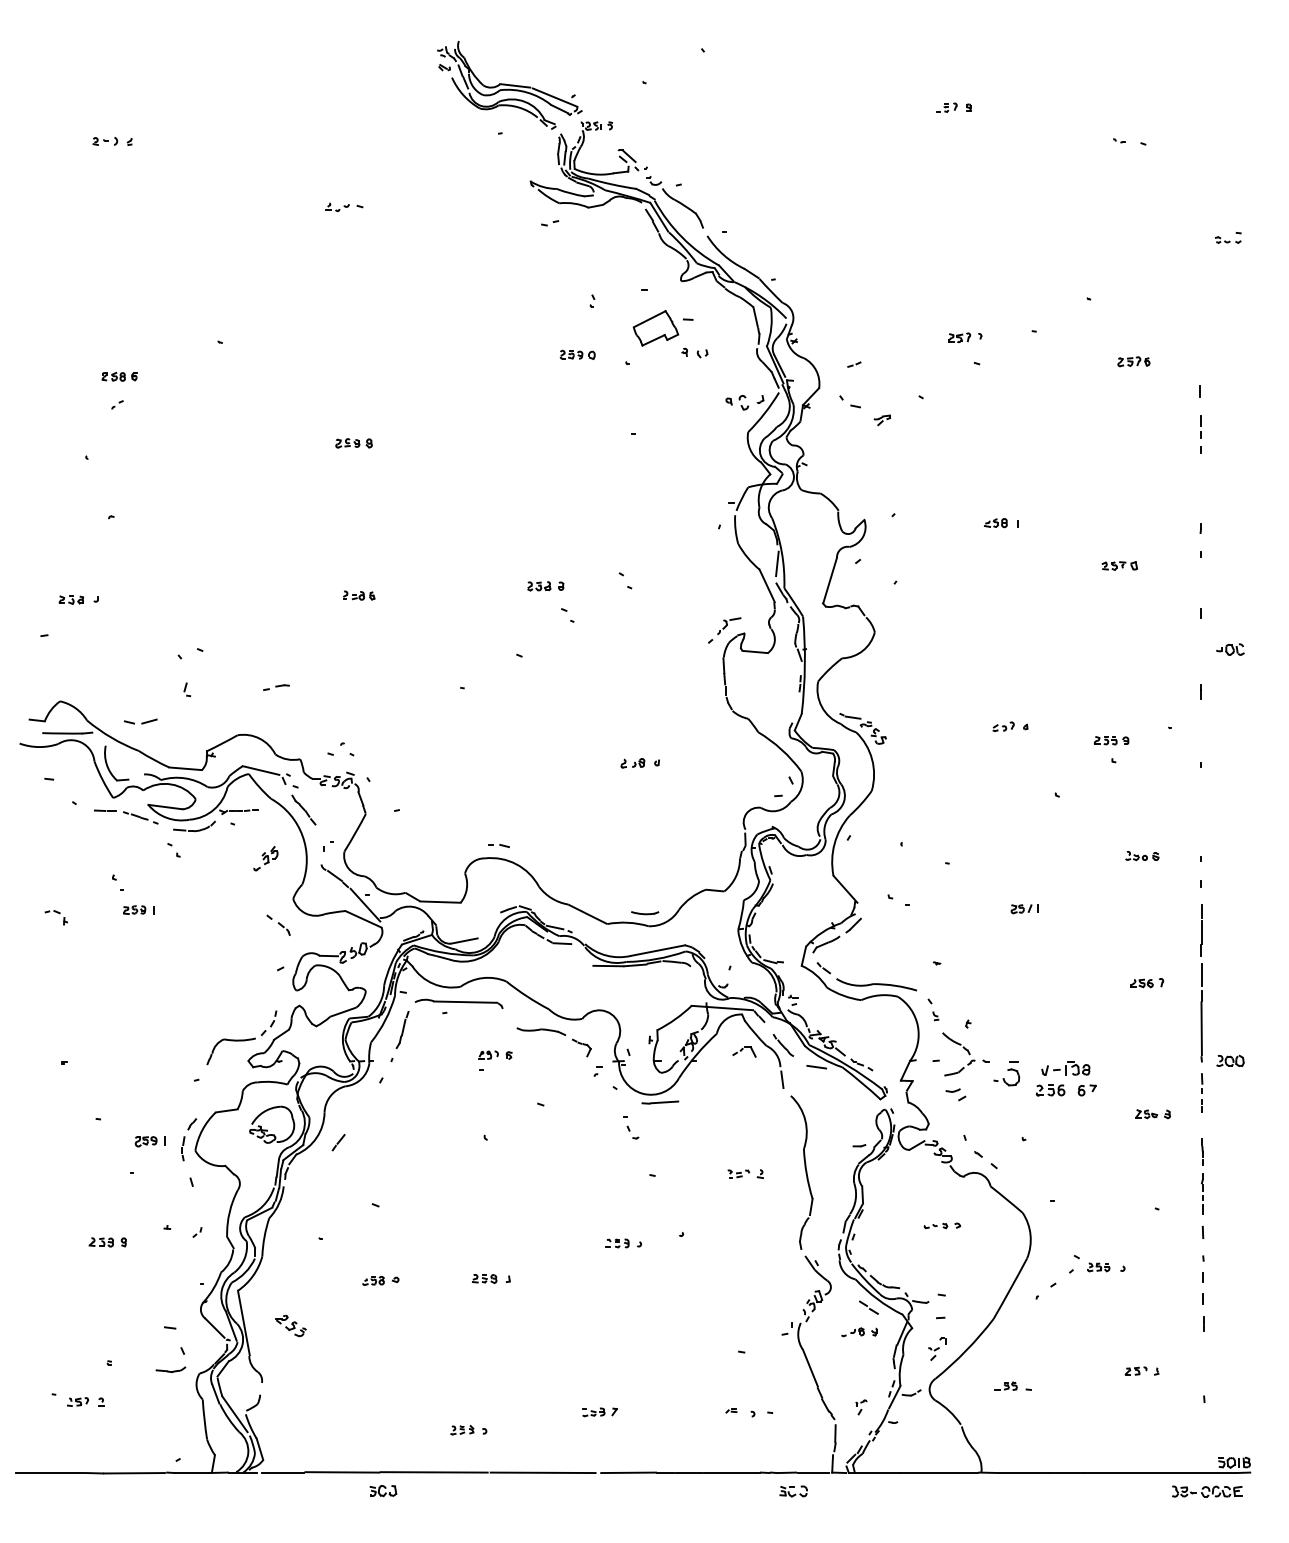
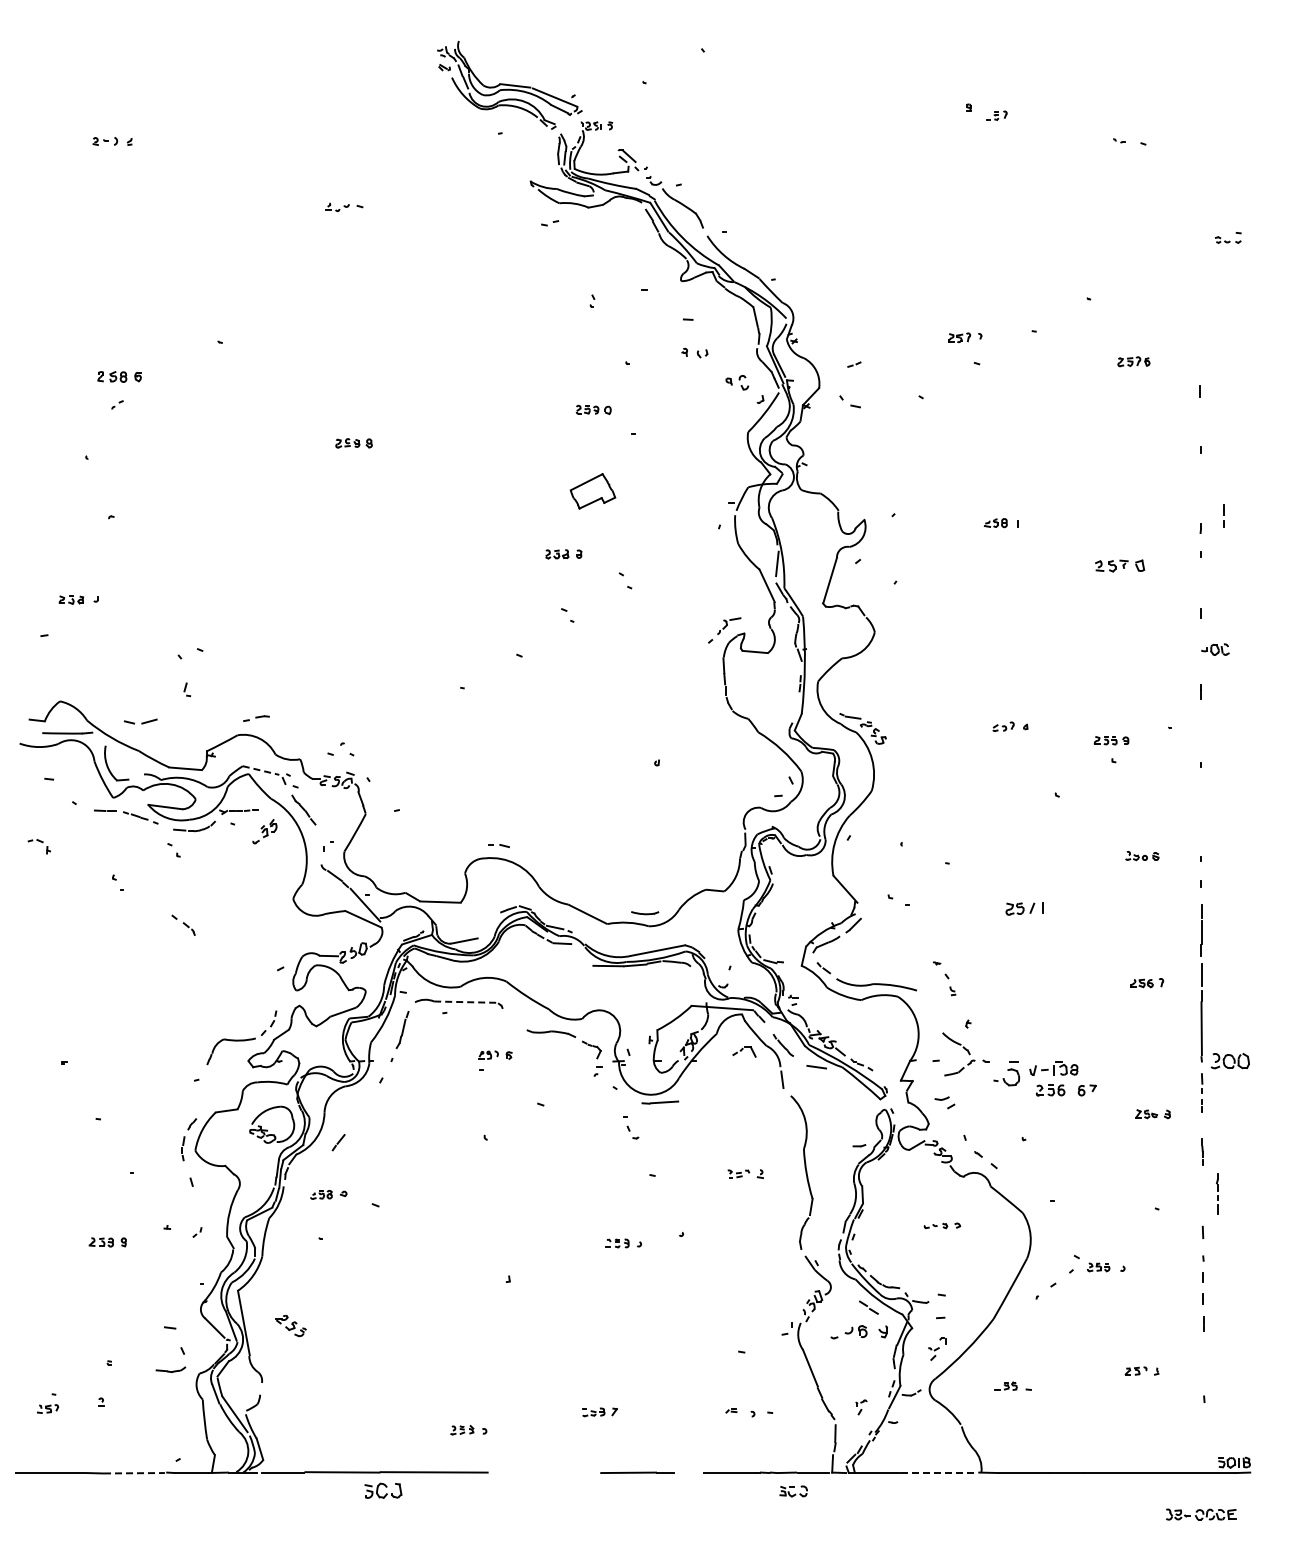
part position: (946, 107) -> (996, 115) (996, 115)
part position: (655, 328) -> (592, 491) (592, 491)
part position: (577, 354) -> (593, 409) (593, 409)
part size: 37x11 px -> 45x12 px (119, 376)
part position: (737, 402) -> (737, 382) (737, 382)
part: present -> none (882, 420)
line position: (1200, 426) -> (1223, 515) (1223, 515)
part size: 37x10 px -> 51x14 px (1120, 565)
part position: (545, 586) -> (563, 554) (563, 554)
part: present -> none (359, 595)
part position: (1230, 649) -> (1215, 649) (1215, 649)
part position: (276, 687) -> (256, 718) (256, 718)
part: present -> none (632, 763)
line: solid -> dashed (261, 770)
part position: (265, 858) -> (264, 831) (264, 831)
part: present -> none (138, 909)
part size: 29x11 px -> 39x14 px (1024, 908)
part position: (55, 917) -> (38, 846) (38, 846)
part position: (278, 924) -> (183, 924) (183, 924)
line: solid -> dashed (465, 1002)
part position: (933, 1009) -> (950, 984) (950, 984)
part position: (555, 1032) -> (565, 1034) (565, 1034)
part size: 29x13 px -> 40x17 px (1229, 1061)
part position: (1065, 1068) -> (1053, 1068) (1053, 1068)
part position: (955, 1094) -> (944, 1102) (944, 1102)
part: present -> none (149, 1141)
part position: (1202, 1193) -> (1217, 1193) (1217, 1193)
part: present -> none (484, 1278)
part position: (380, 1280) -> (328, 1194) (328, 1194)
part size: 37x11 px -> 58x15 px (858, 1332)
part position: (78, 1401) -> (48, 1408) (48, 1408)
line: present -> none (542, 1472)
line: present -> none (689, 1472)
line: solid -> dashed (939, 1472)
line: solid -> dashed (134, 1473)
part size: 29x13 px -> 39x17 px (383, 1490)
part position: (1207, 1491) -> (1201, 1514) (1201, 1514)
